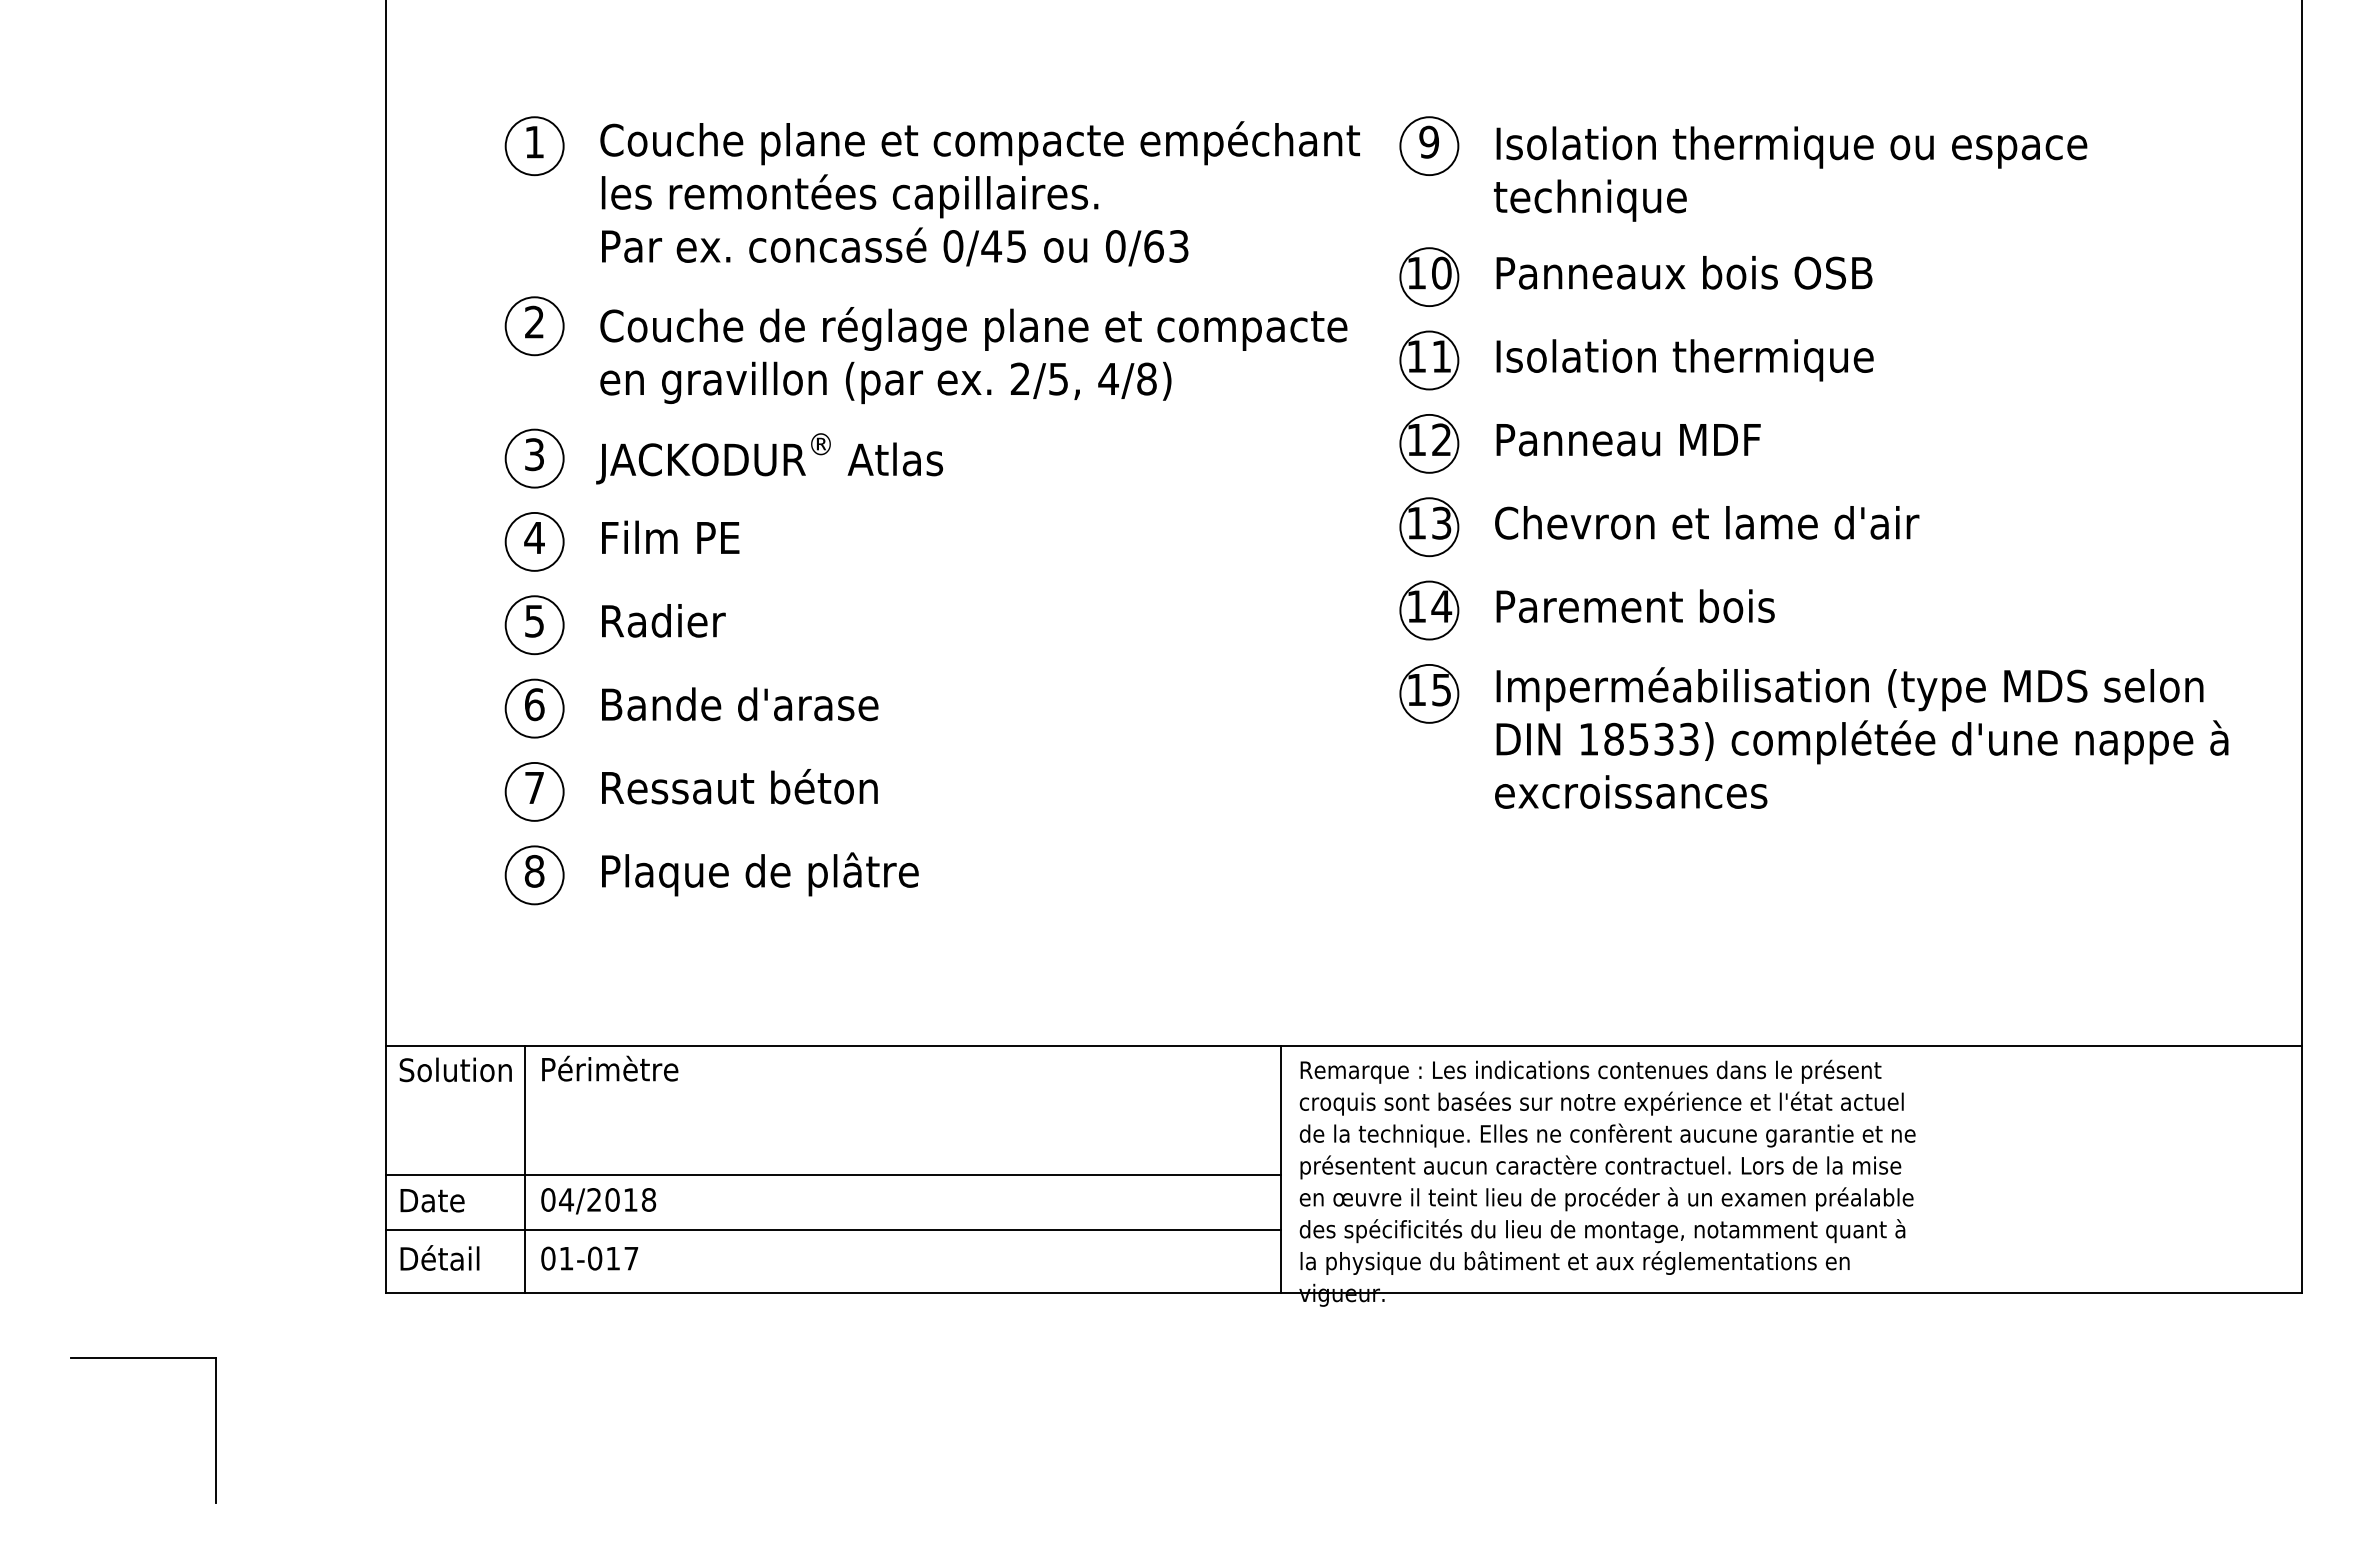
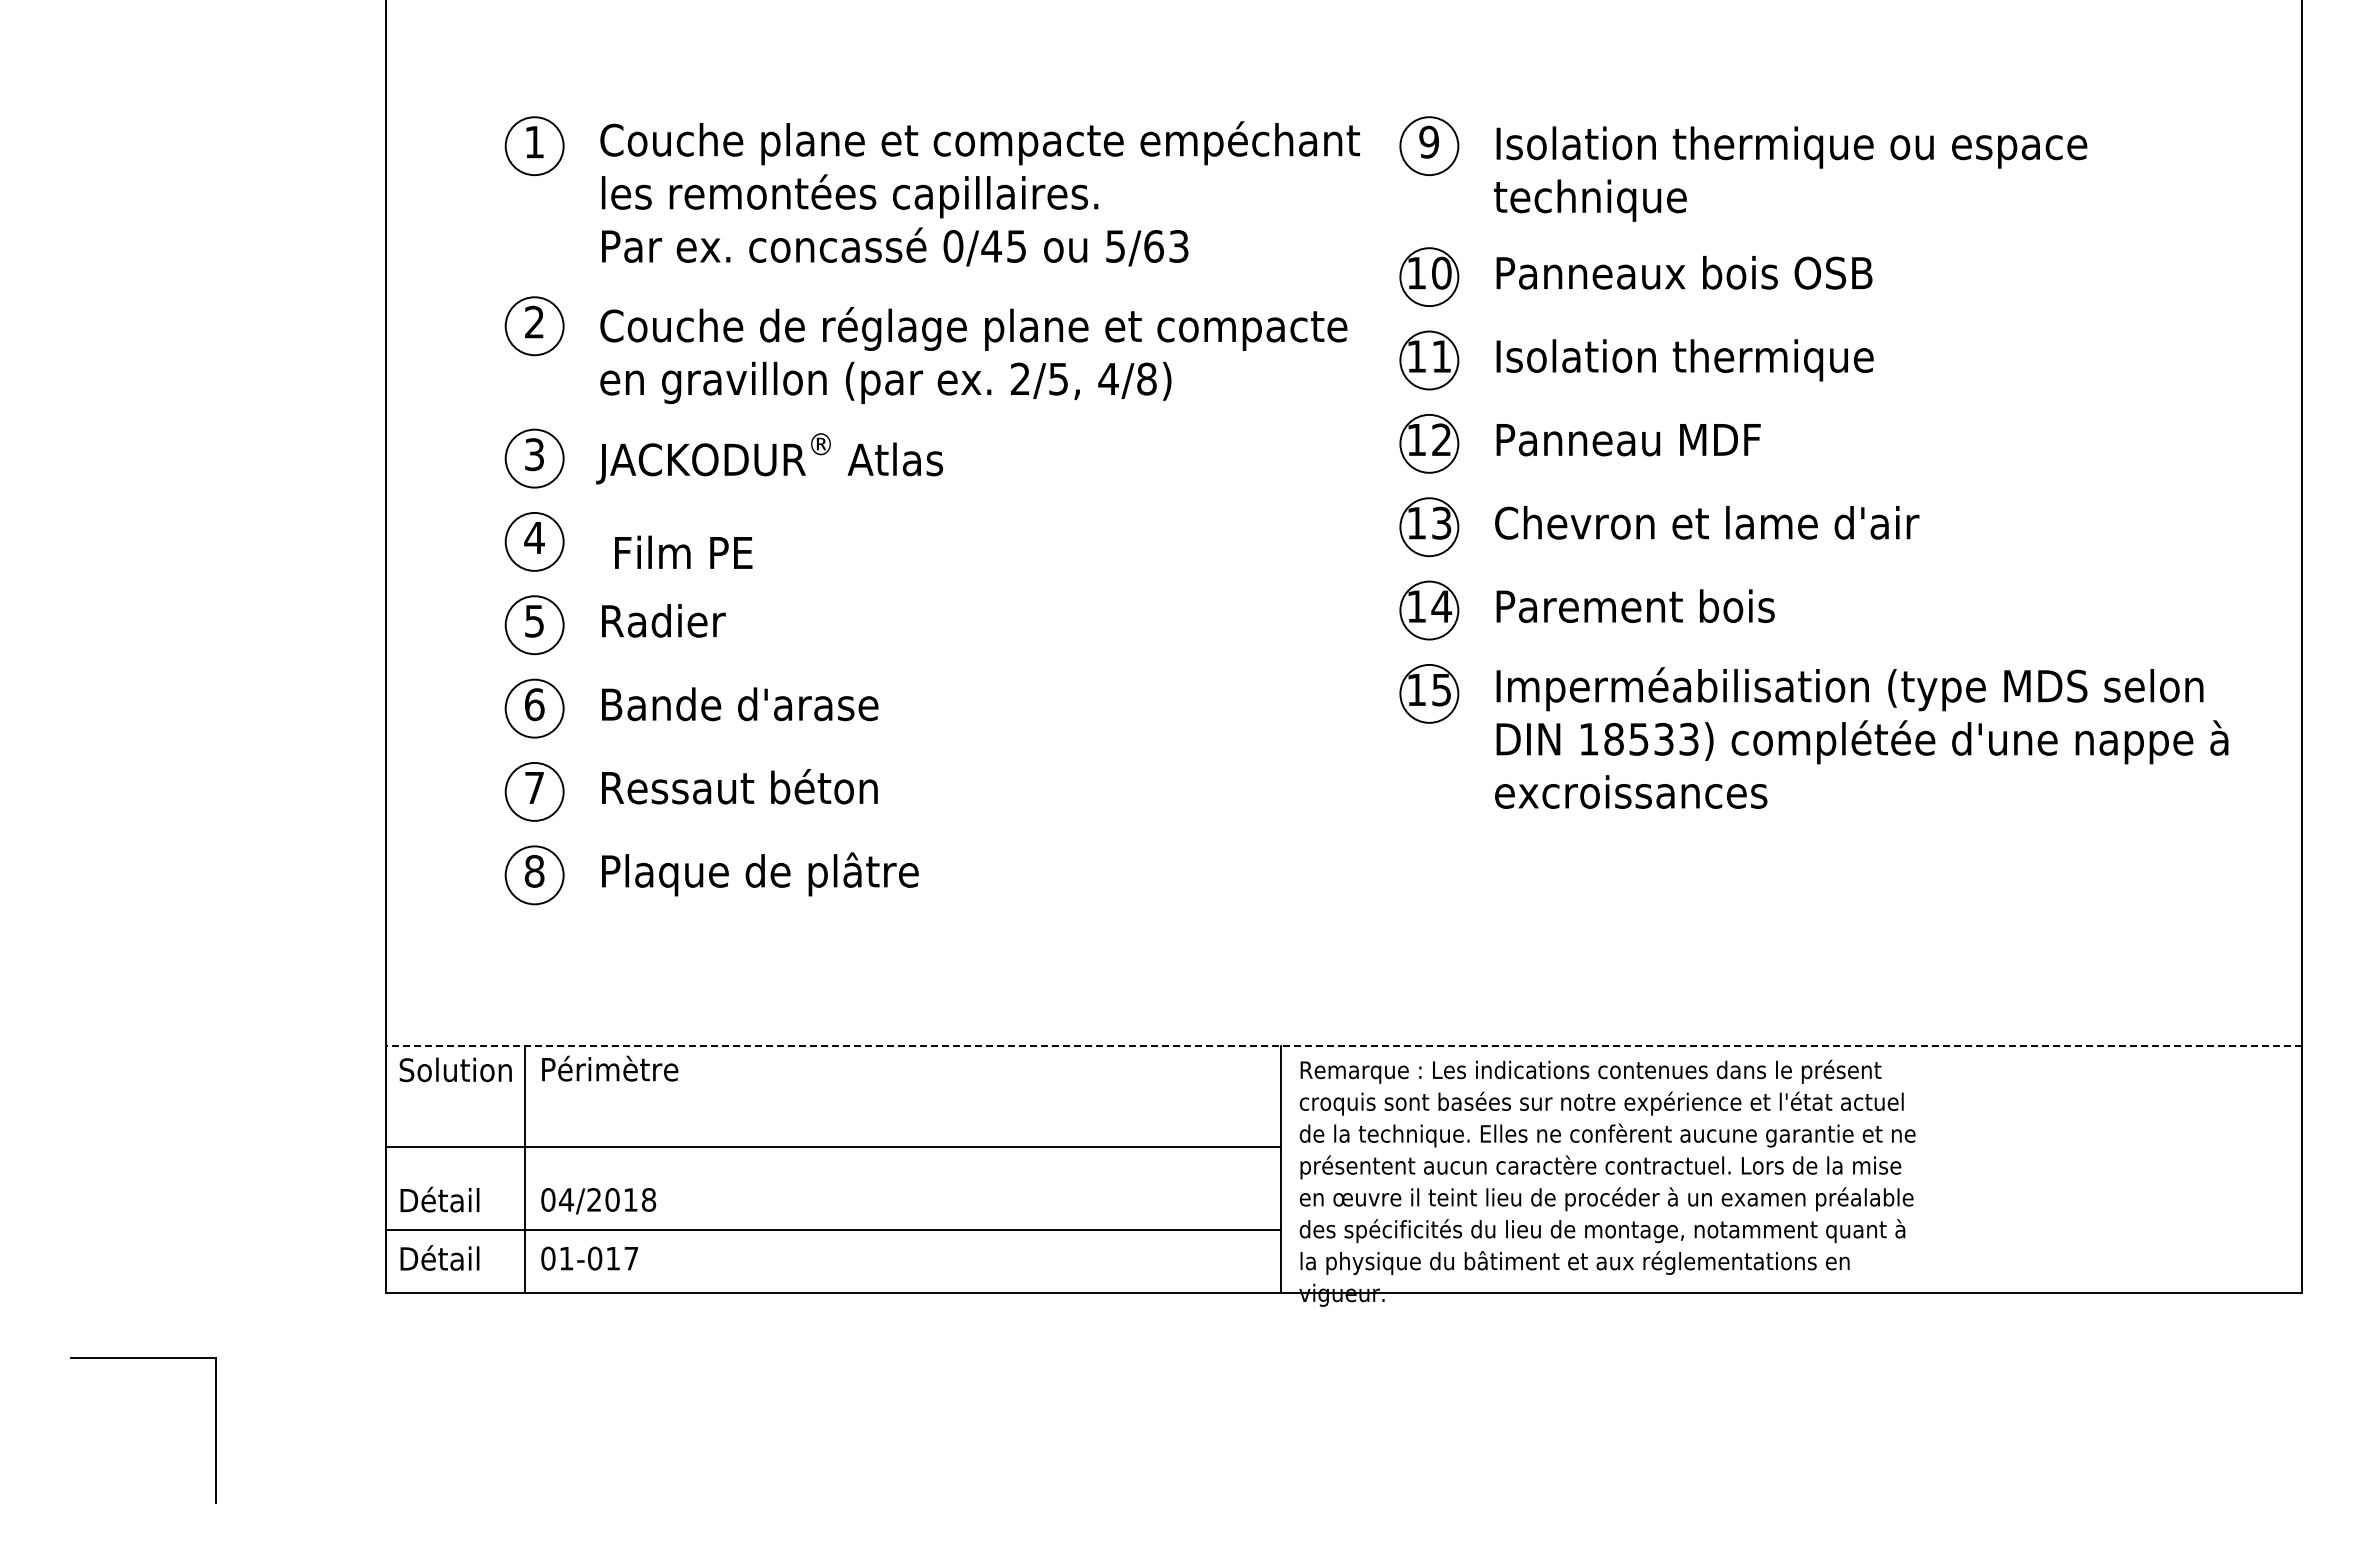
text: 0/63 -> 5/63 (1115, 246)
text position: (670, 536) -> (683, 551) (683, 551)
line: solid -> dashed (1343, 1046)
line position: (832, 1174) -> (832, 1146) (832, 1146)
text: Date -> Détail (450, 1199)
